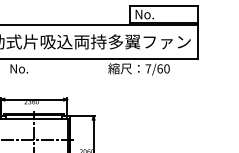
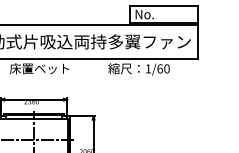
text: No. -> 床置ベット (39, 68)
text: 7/60 -> 1/60 (148, 68)
